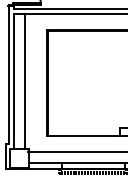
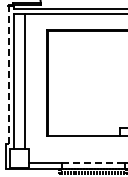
line: solid -> dashed (8, 74)
line: present -> none (76, 152)
line: solid -> dashed (93, 163)
